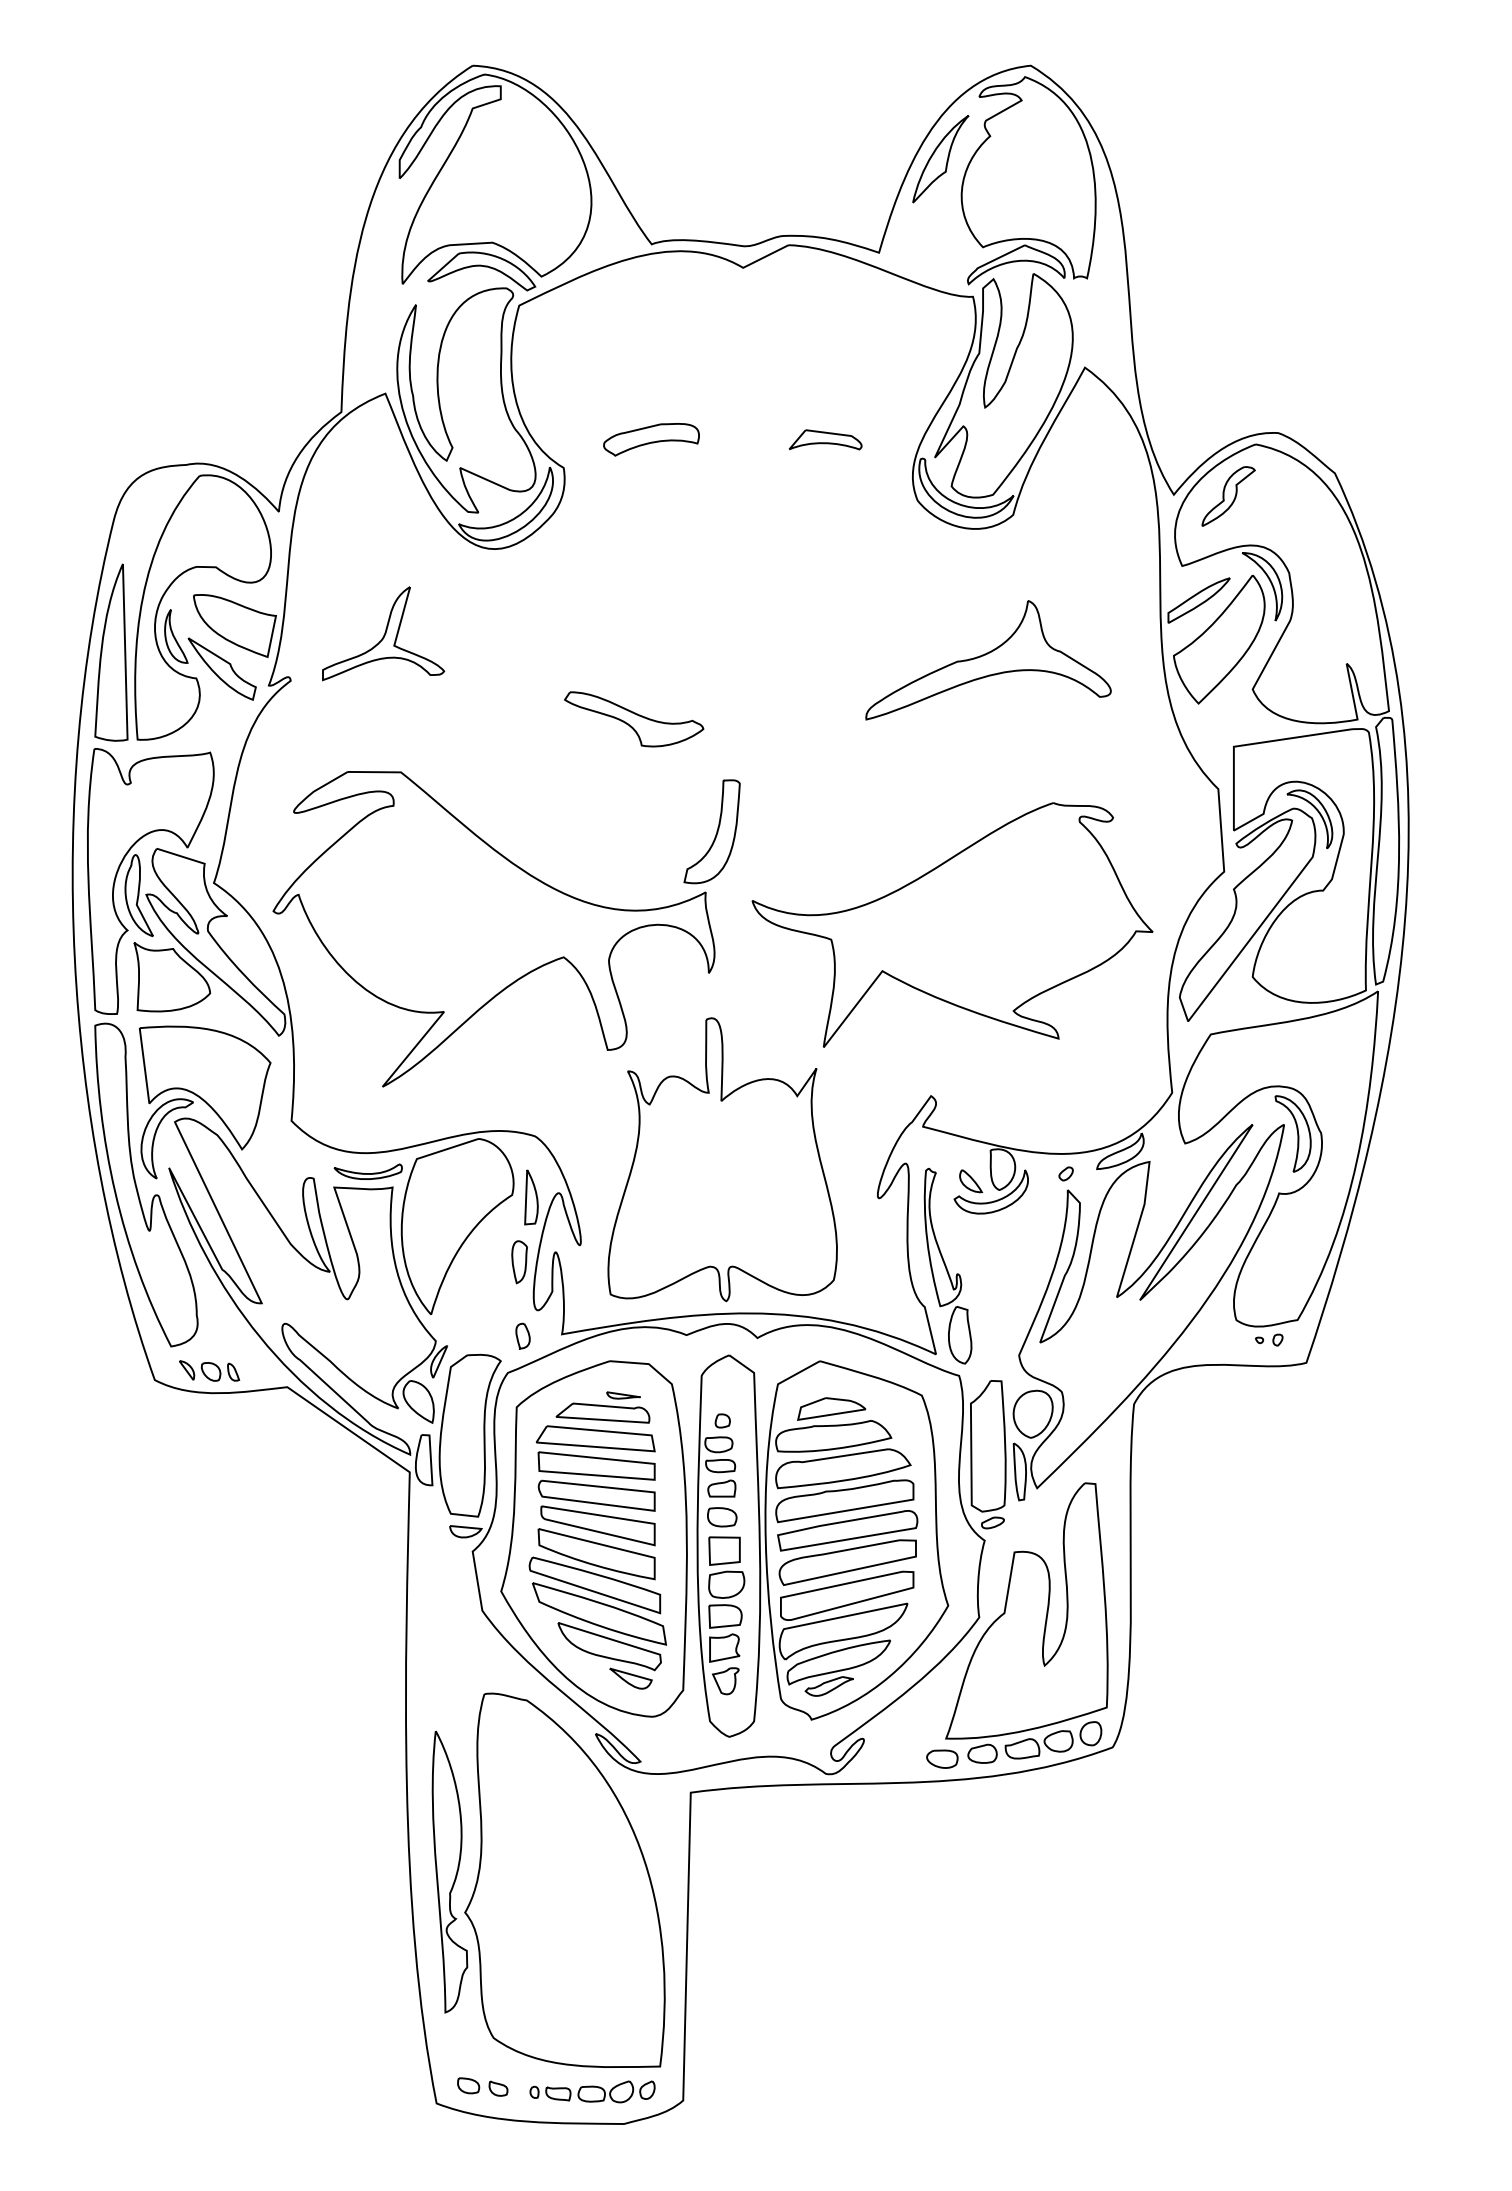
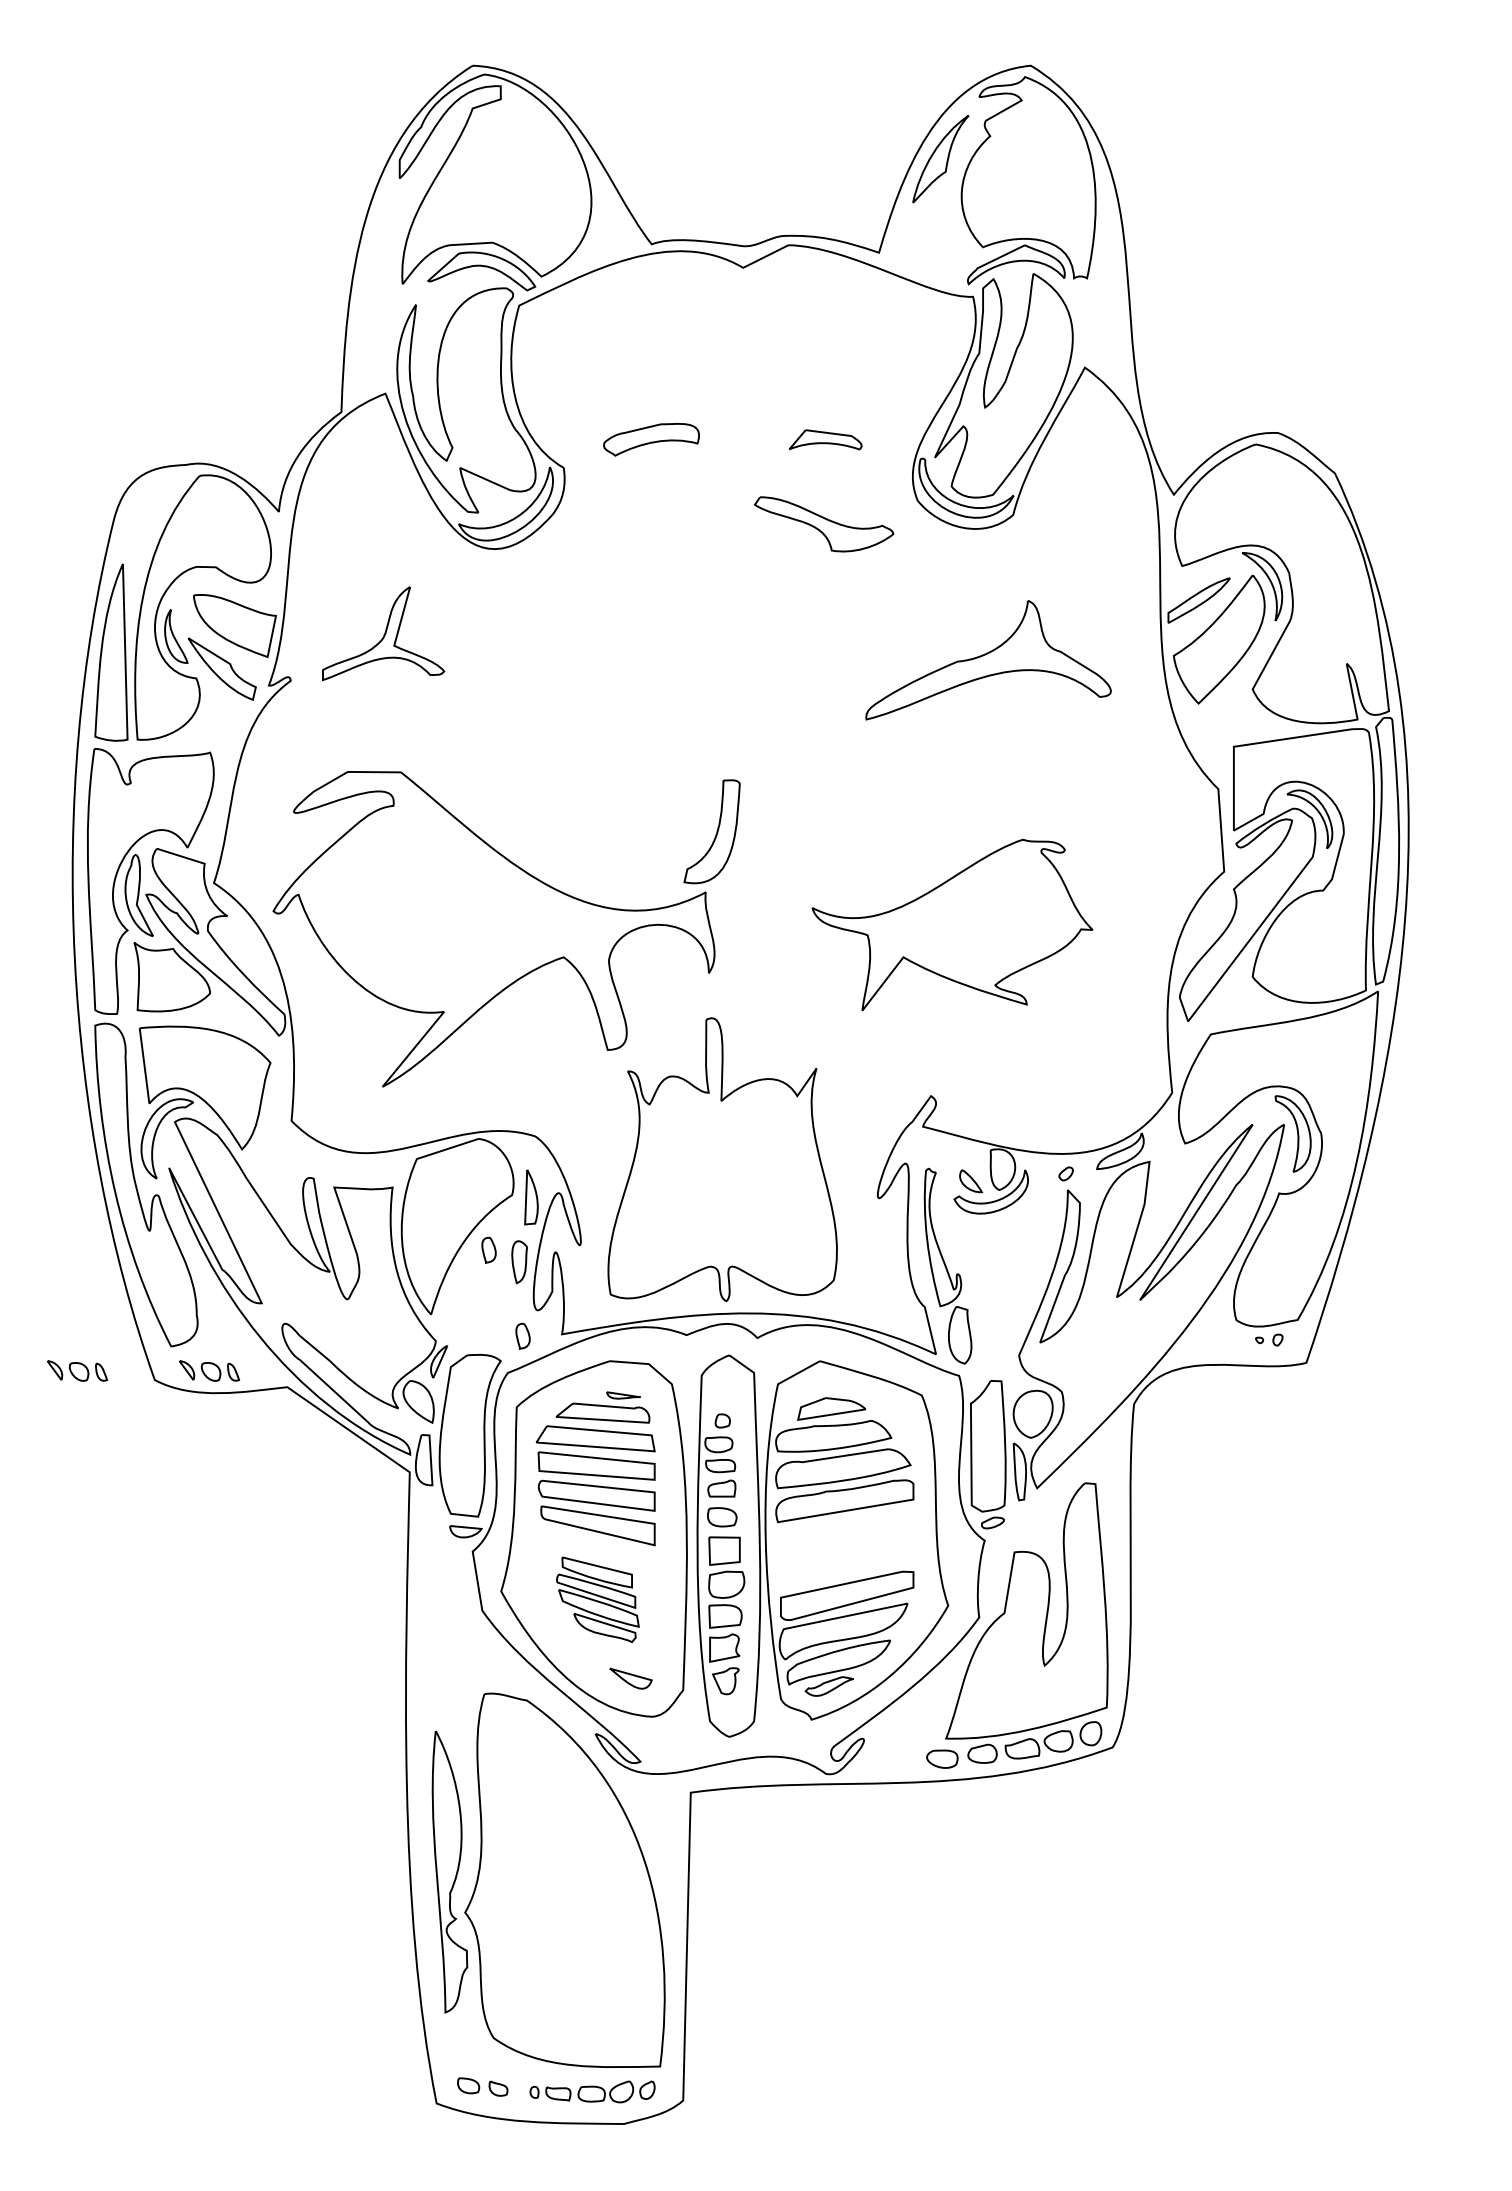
part: present -> none (1228, 496)
part position: (634, 719) -> (824, 524) (824, 524)
part size: 403x246 px -> 283x173 px (952, 924)
part: present -> none (367, 1171)
part: none -> present (488, 1249)
part: none -> present (77, 1370)
part: present -> none (847, 1547)
part size: 140x144 px -> 84x88 px (597, 1599)
